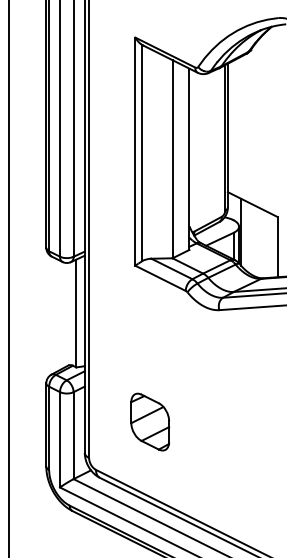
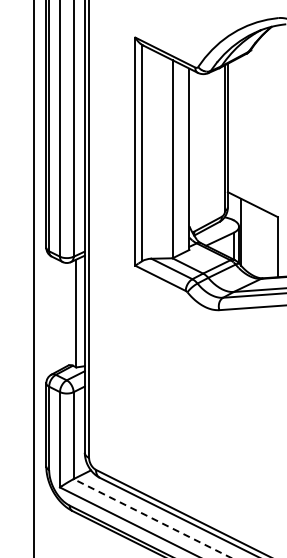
line position: (8, 278) -> (33, 278) (33, 278)
part: present -> none (150, 421)
line: solid -> dashed (152, 518)
